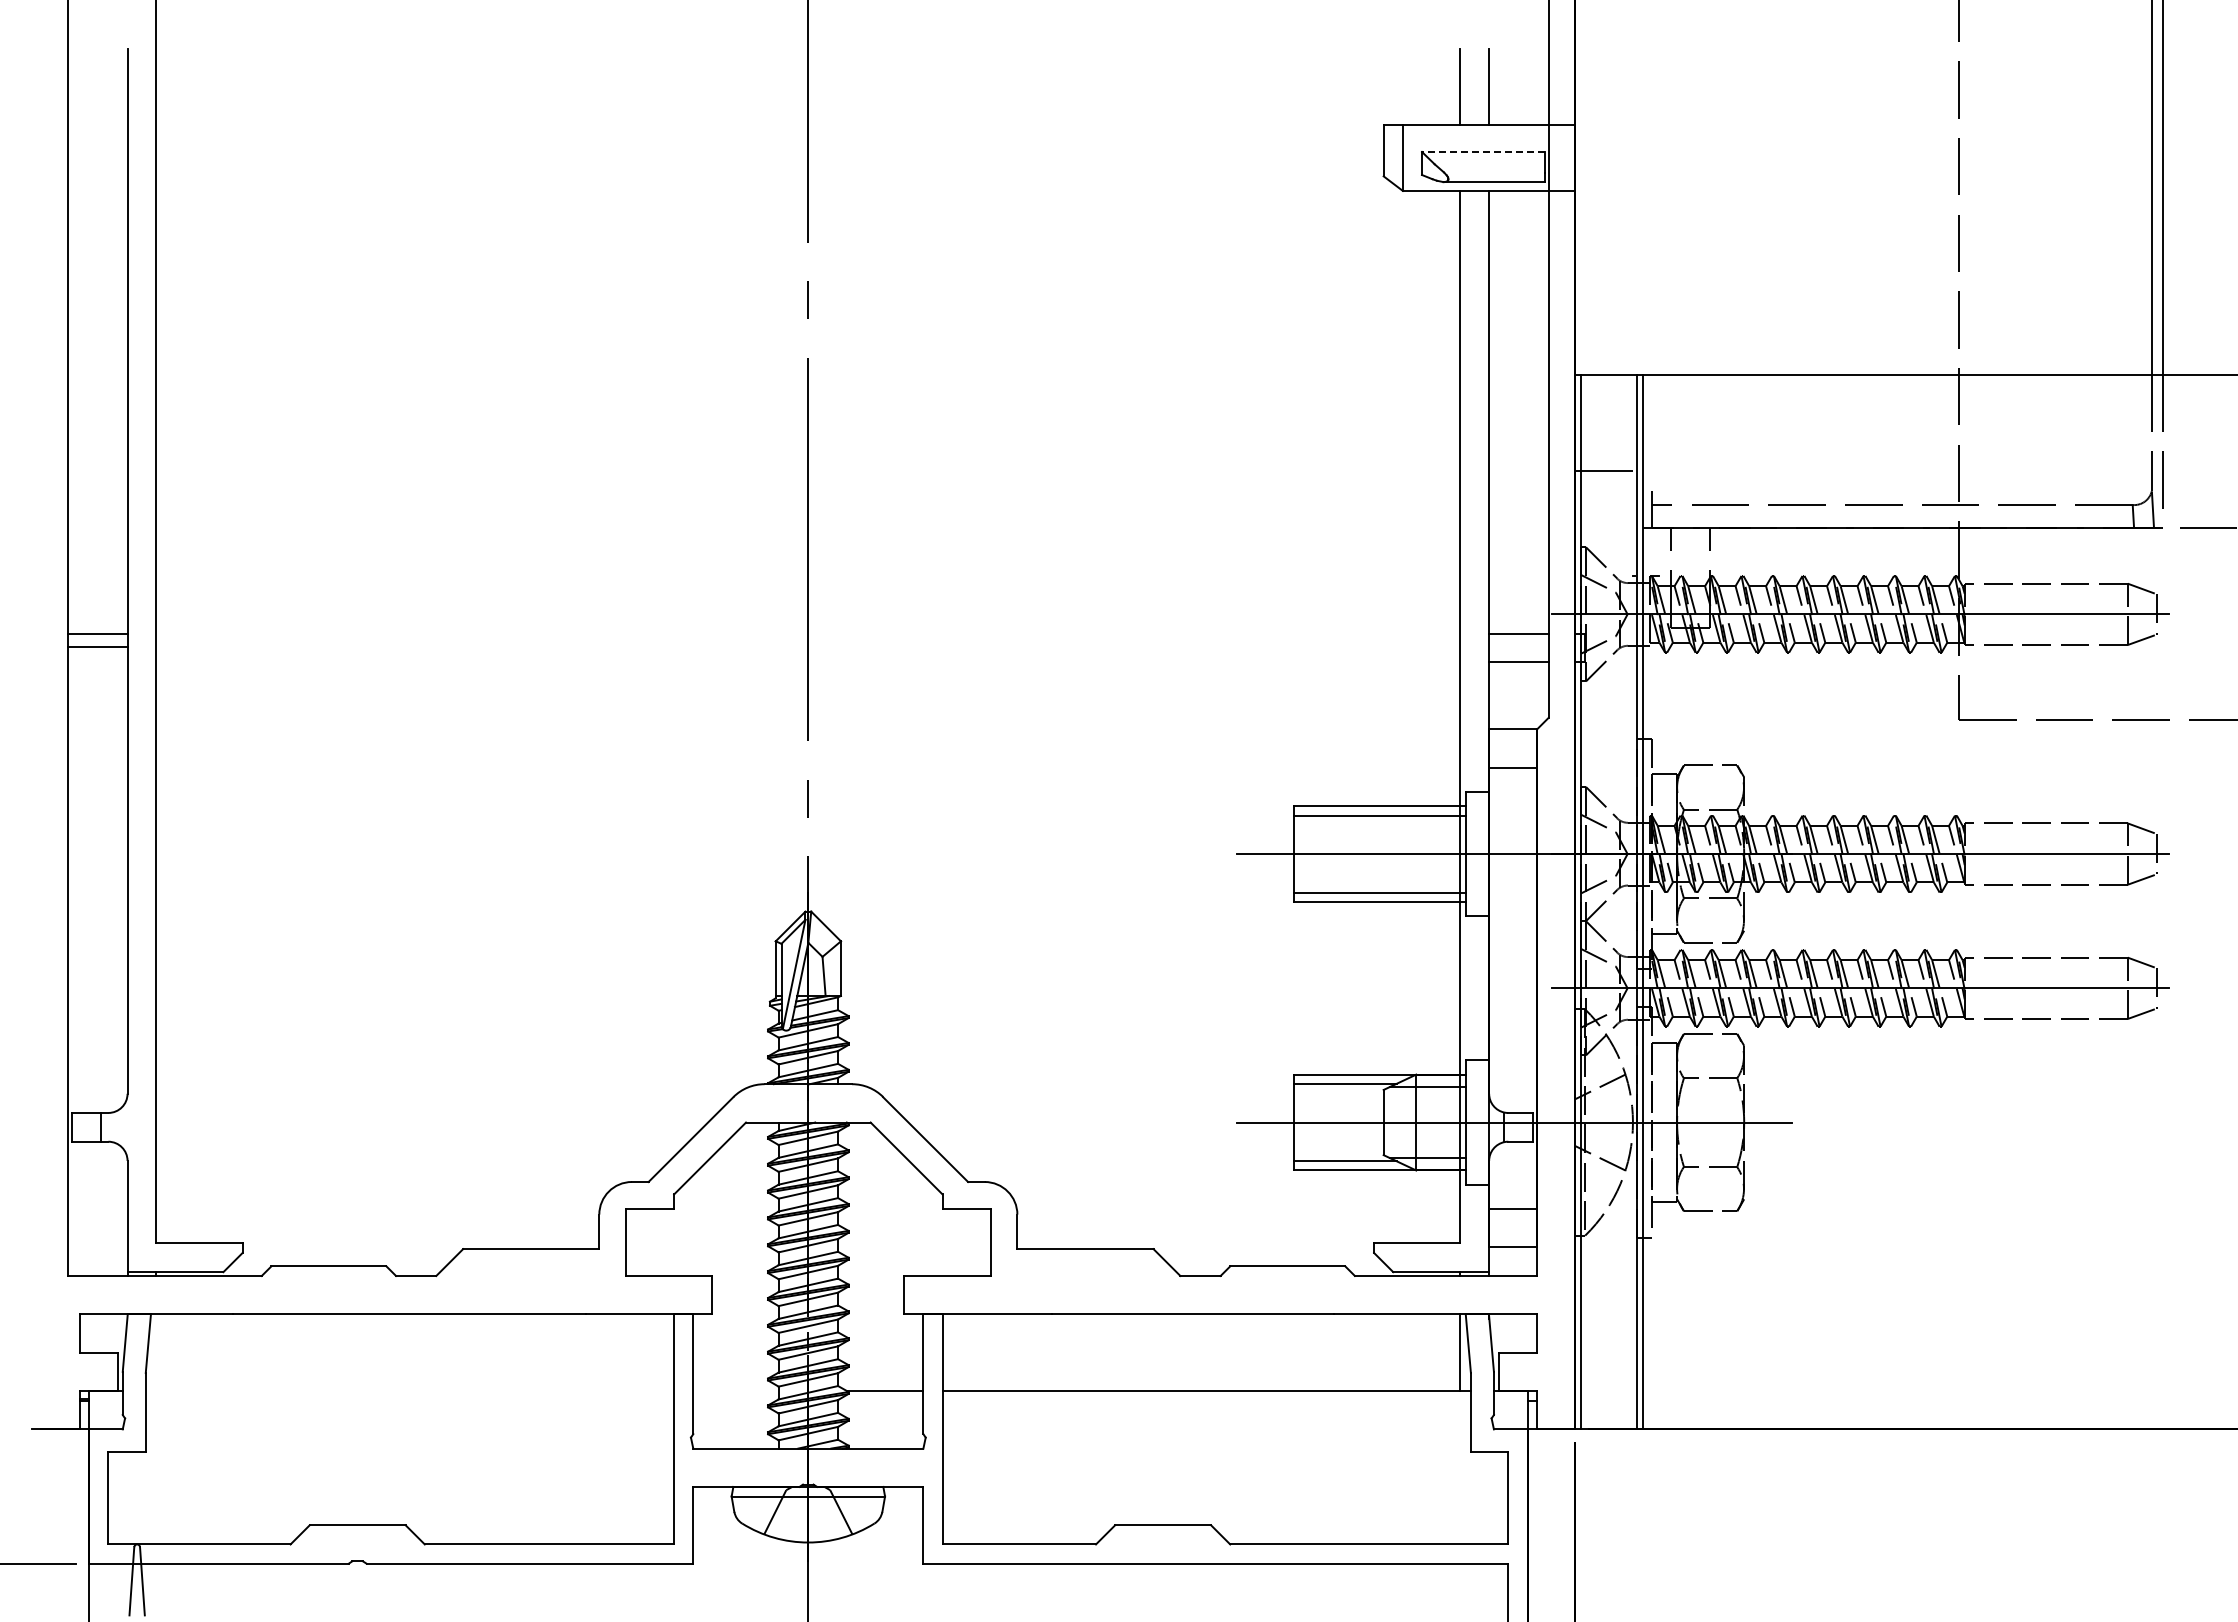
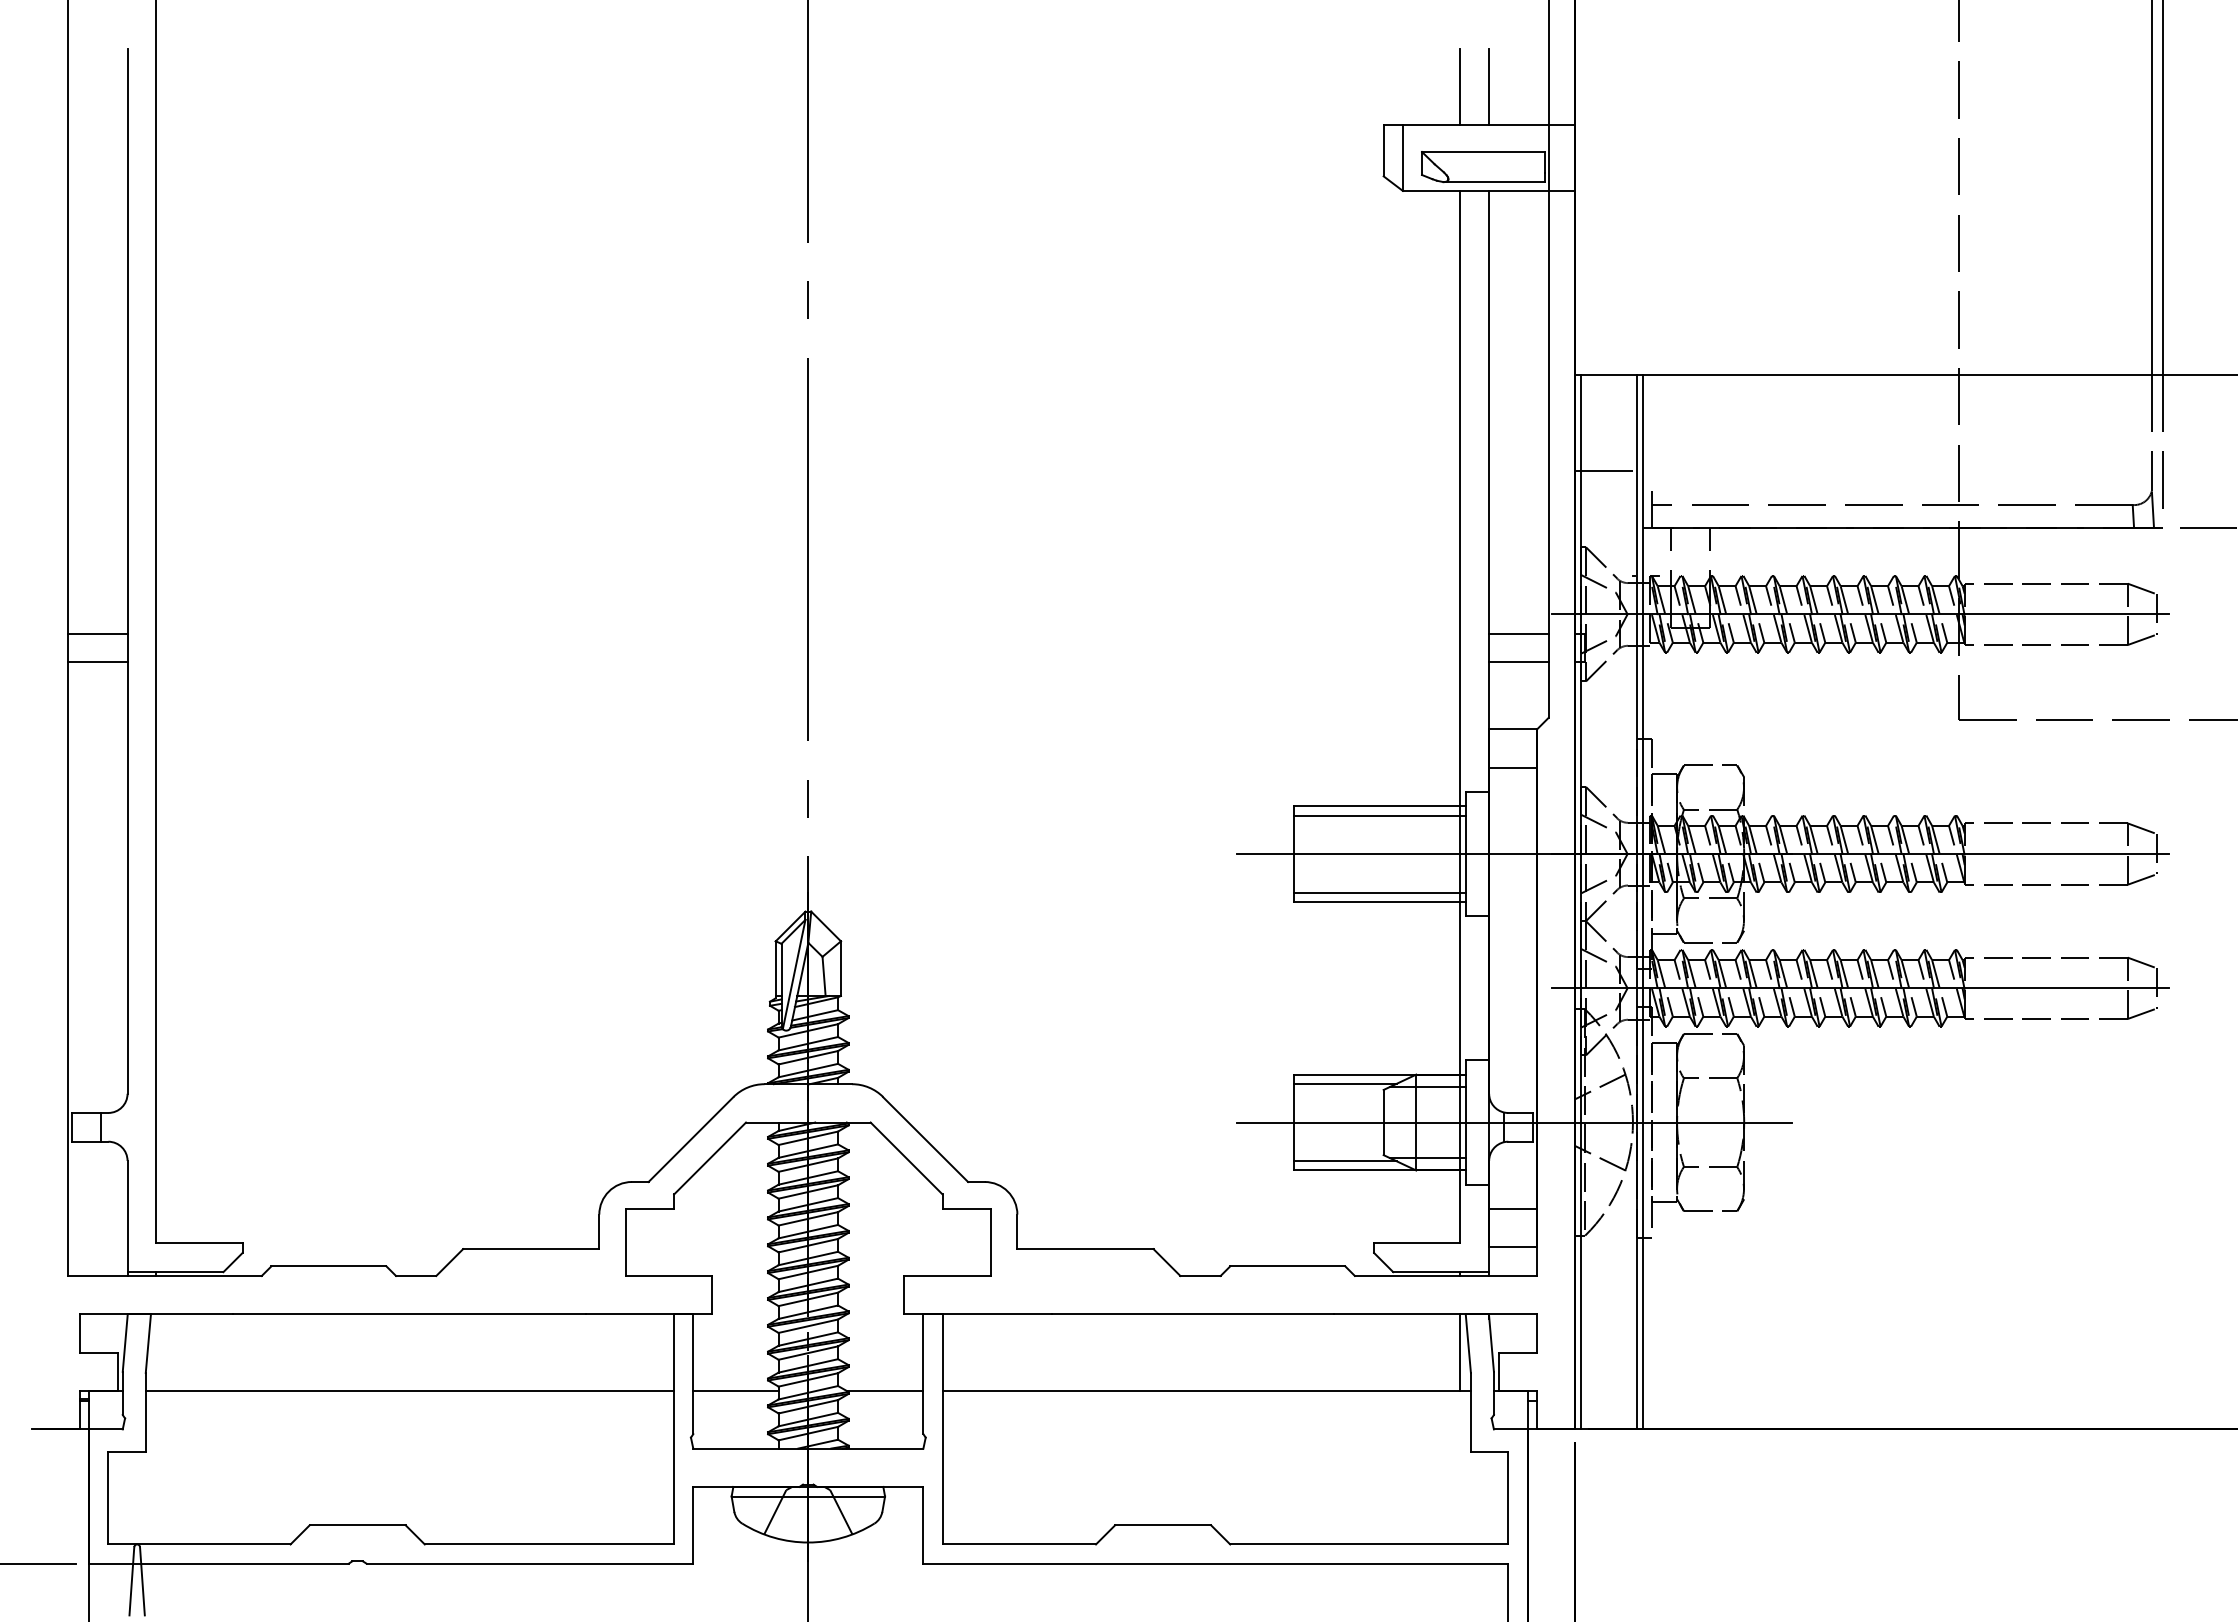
line: dashed -> solid (1482, 152)
line position: (97, 647) -> (97, 662) (97, 662)
line: none -> present (409, 1391)
line: none -> present (735, 1391)
